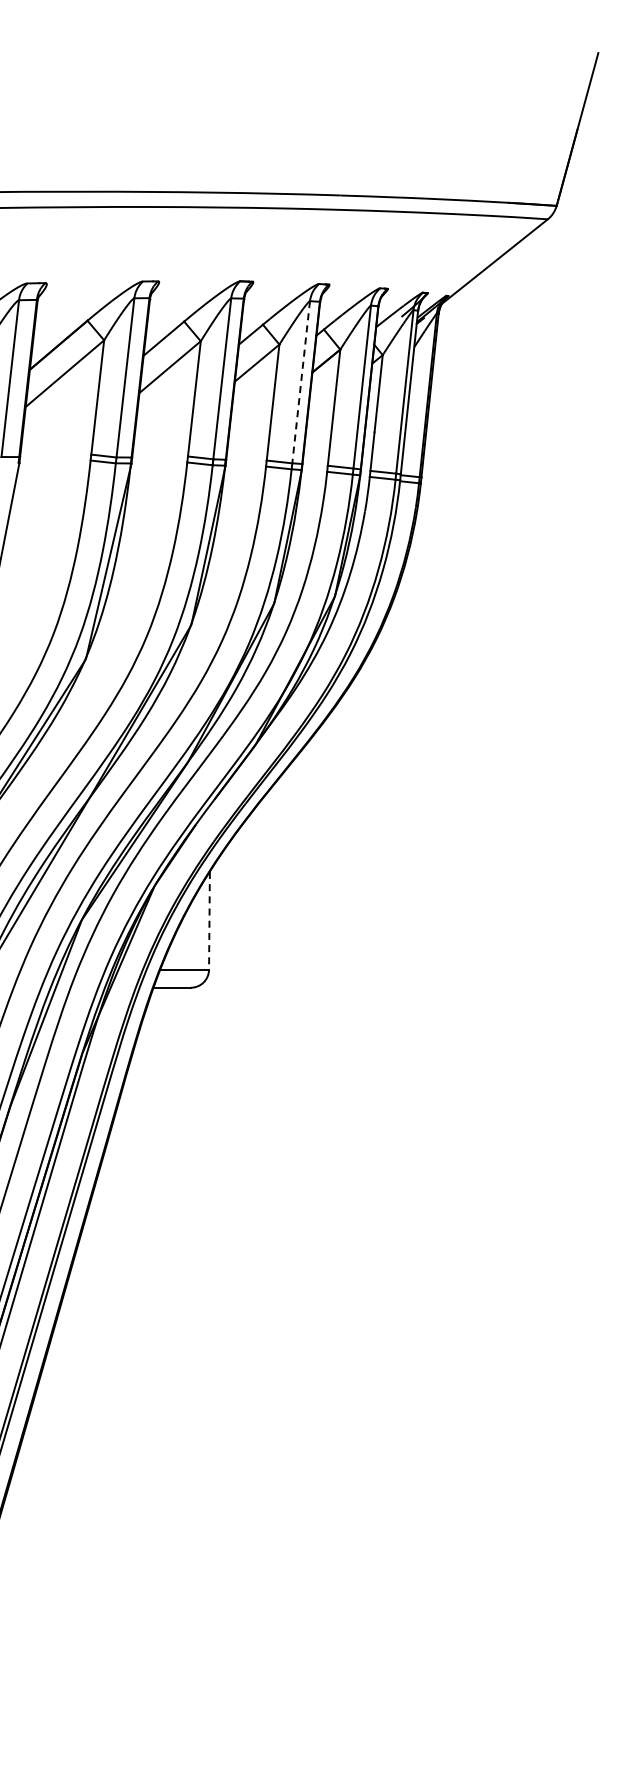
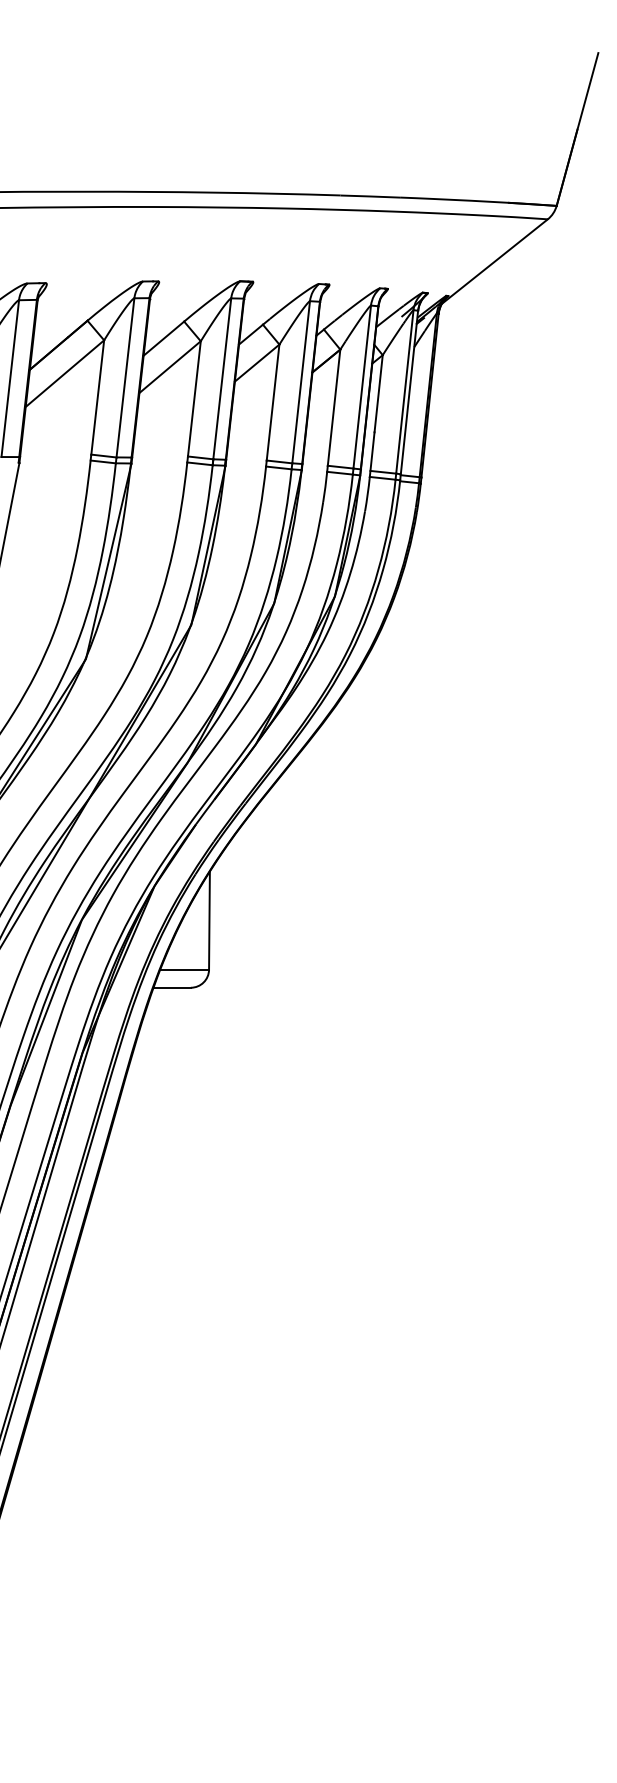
line: dashed -> solid (301, 382)
line: dashed -> solid (209, 920)
